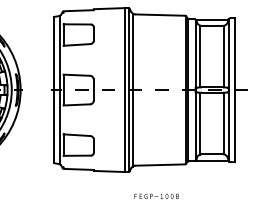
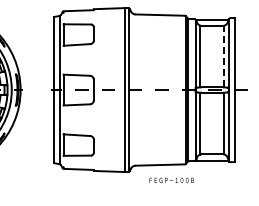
line: solid -> dashed (223, 56)
line: present -> none (132, 89)
text position: (156, 195) -> (171, 179) (171, 179)
